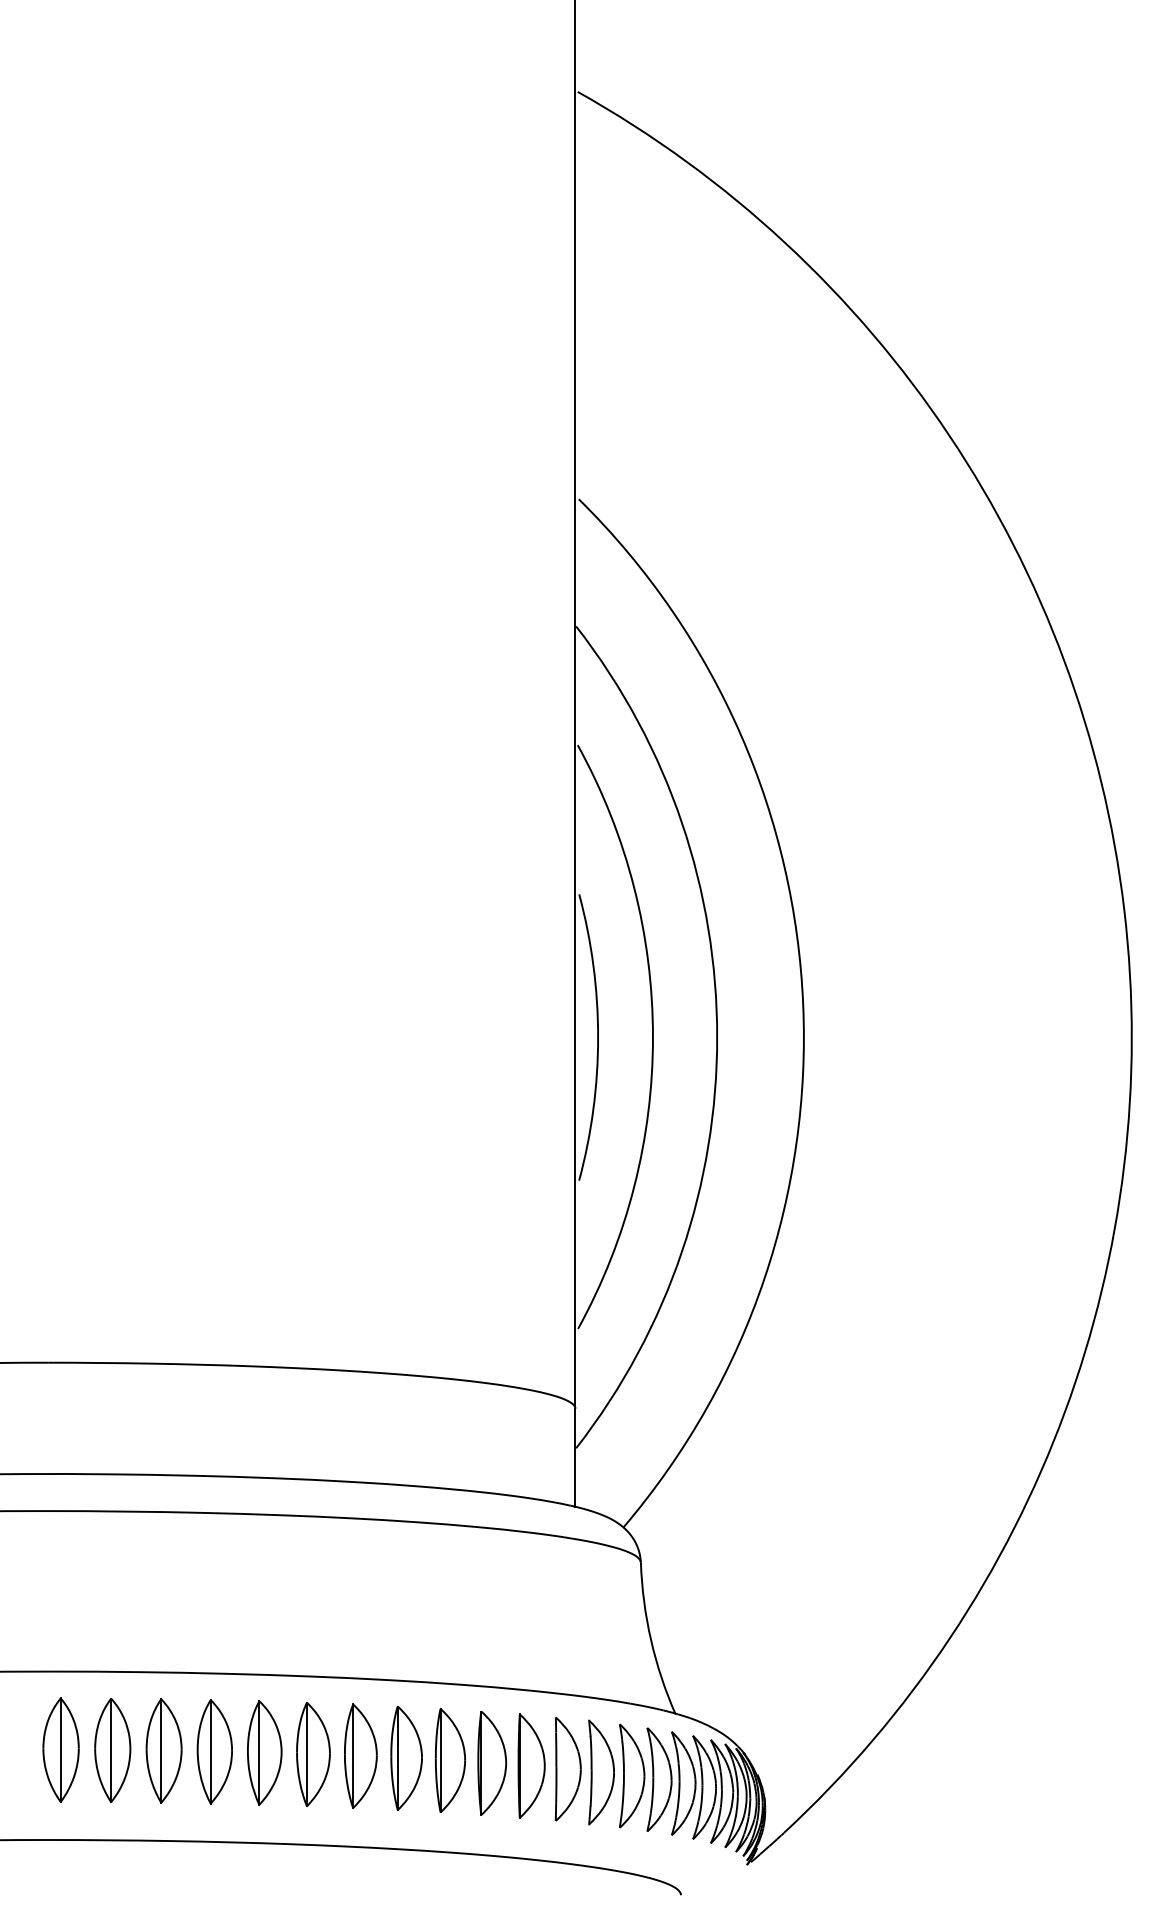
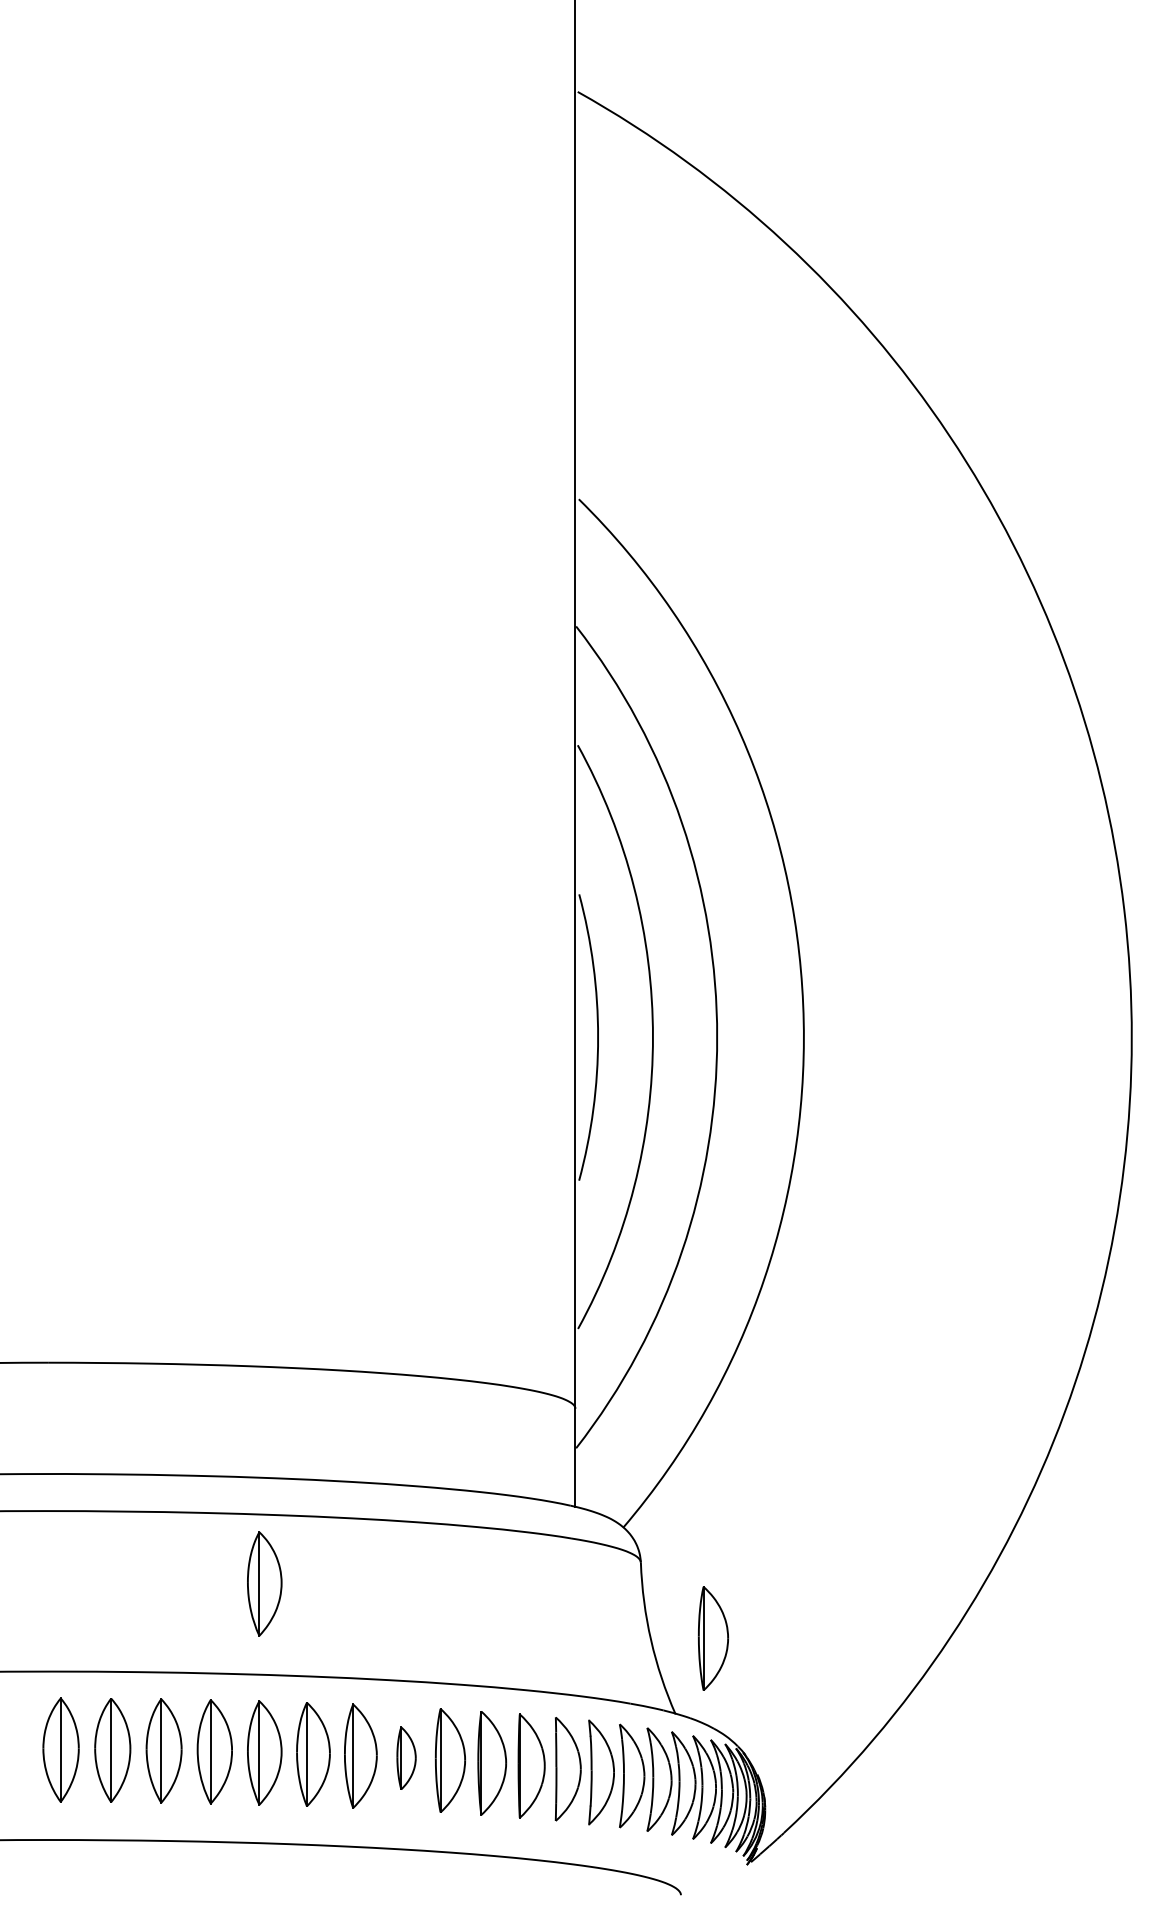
part: none -> present (264, 1583)
part: none -> present (712, 1638)
part size: 33x105 px -> 21x64 px (406, 1757)
